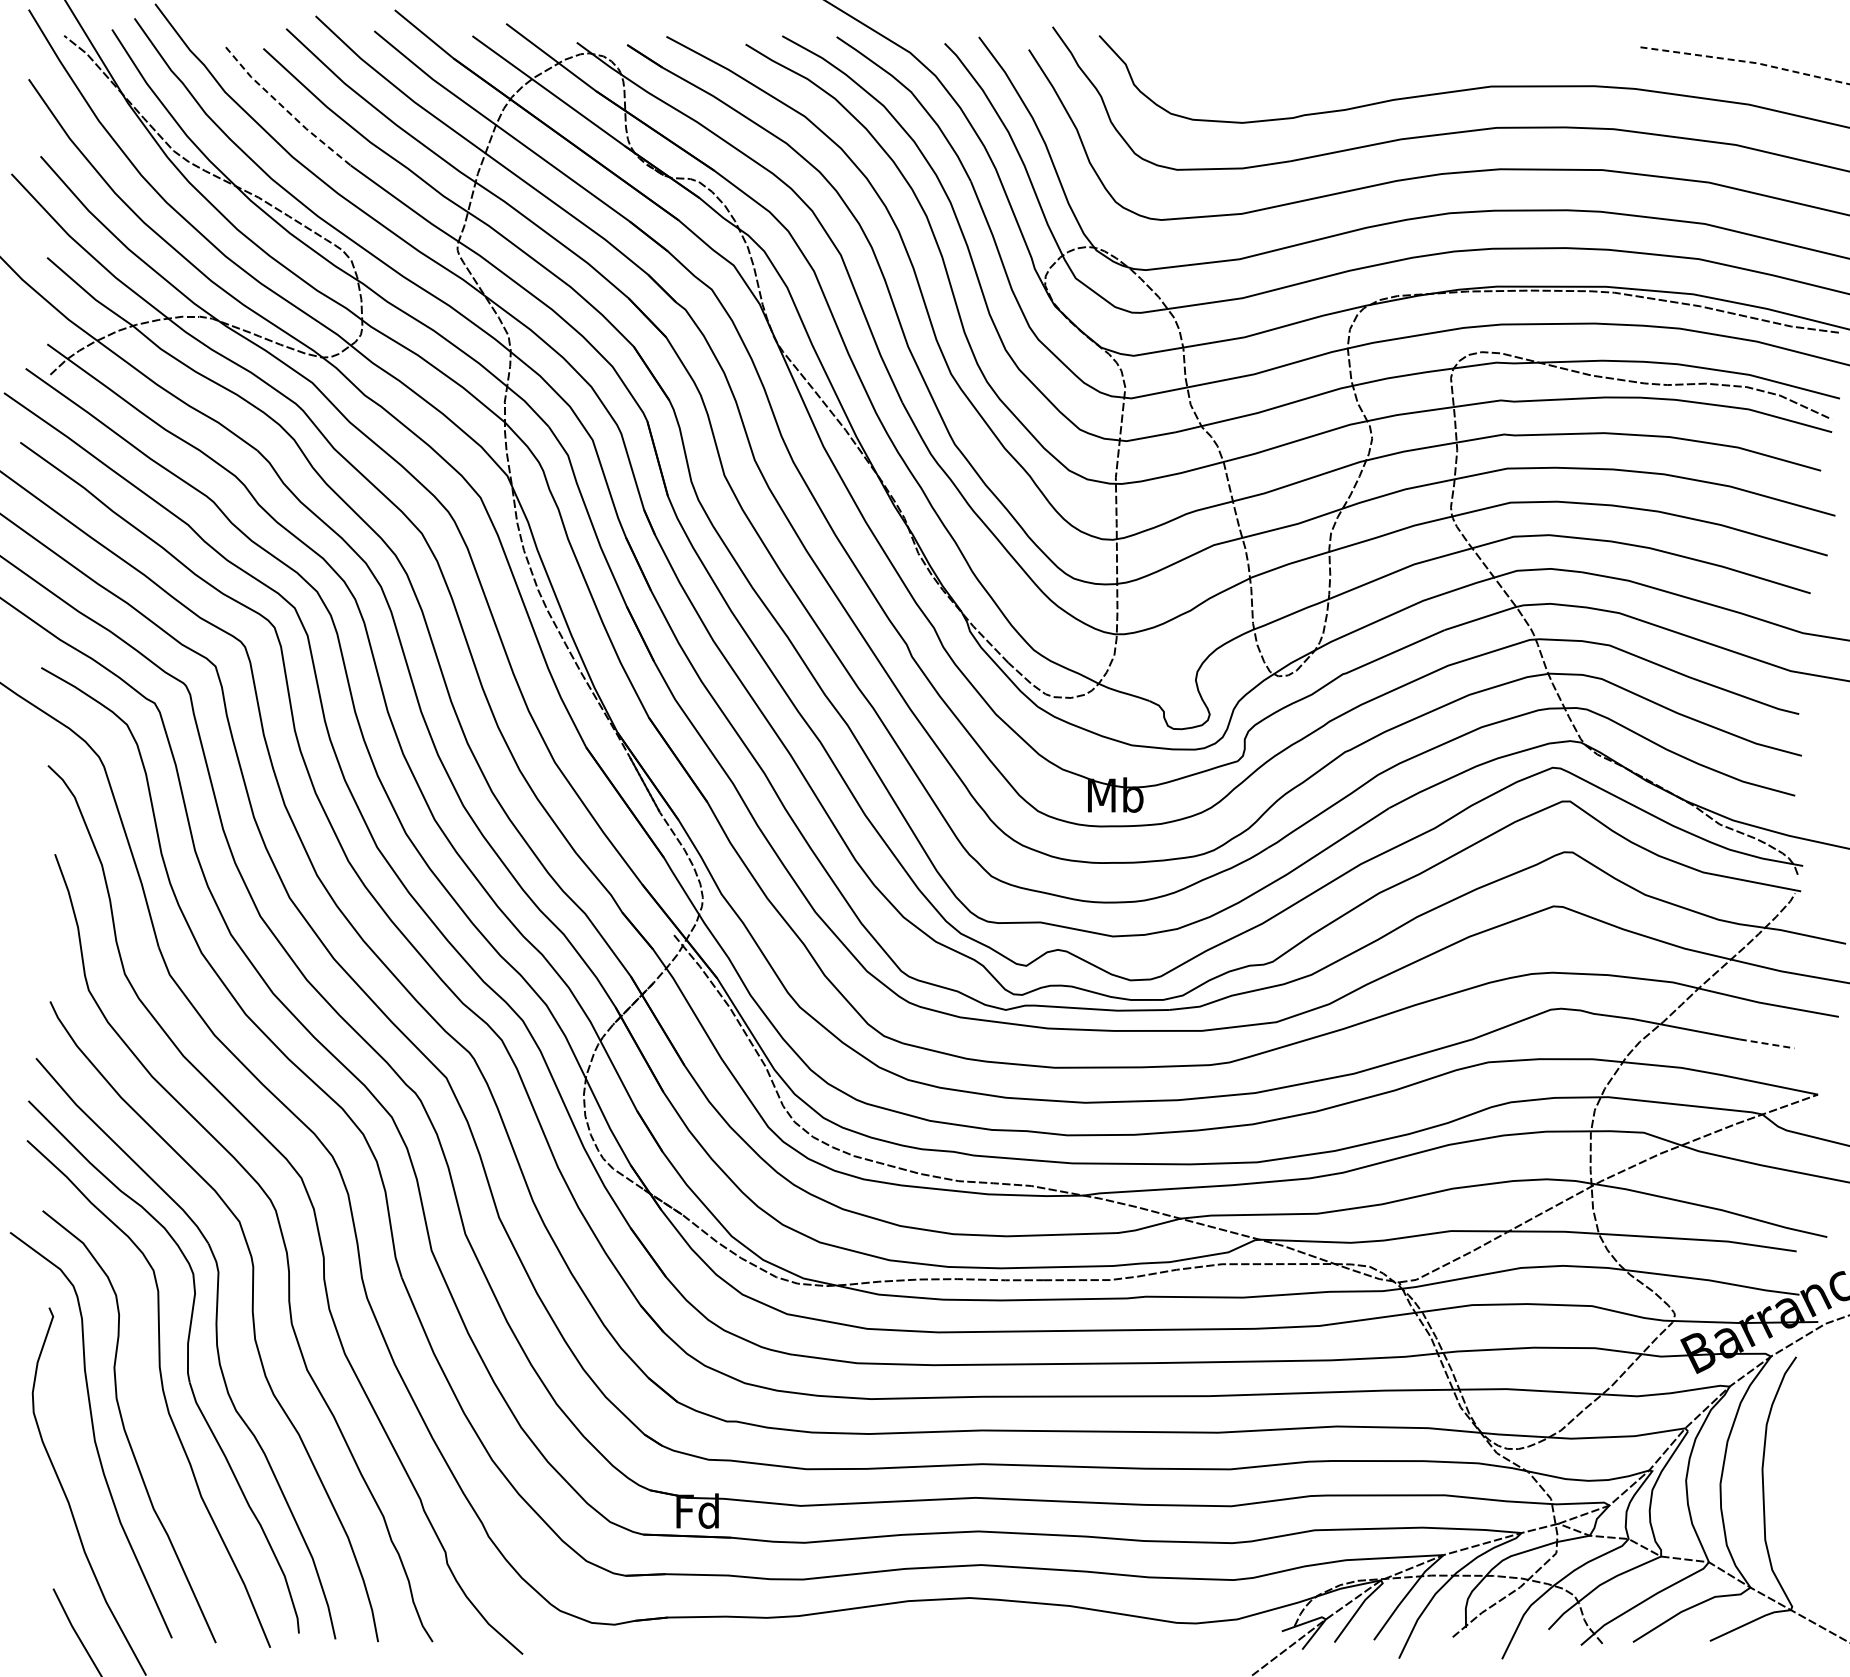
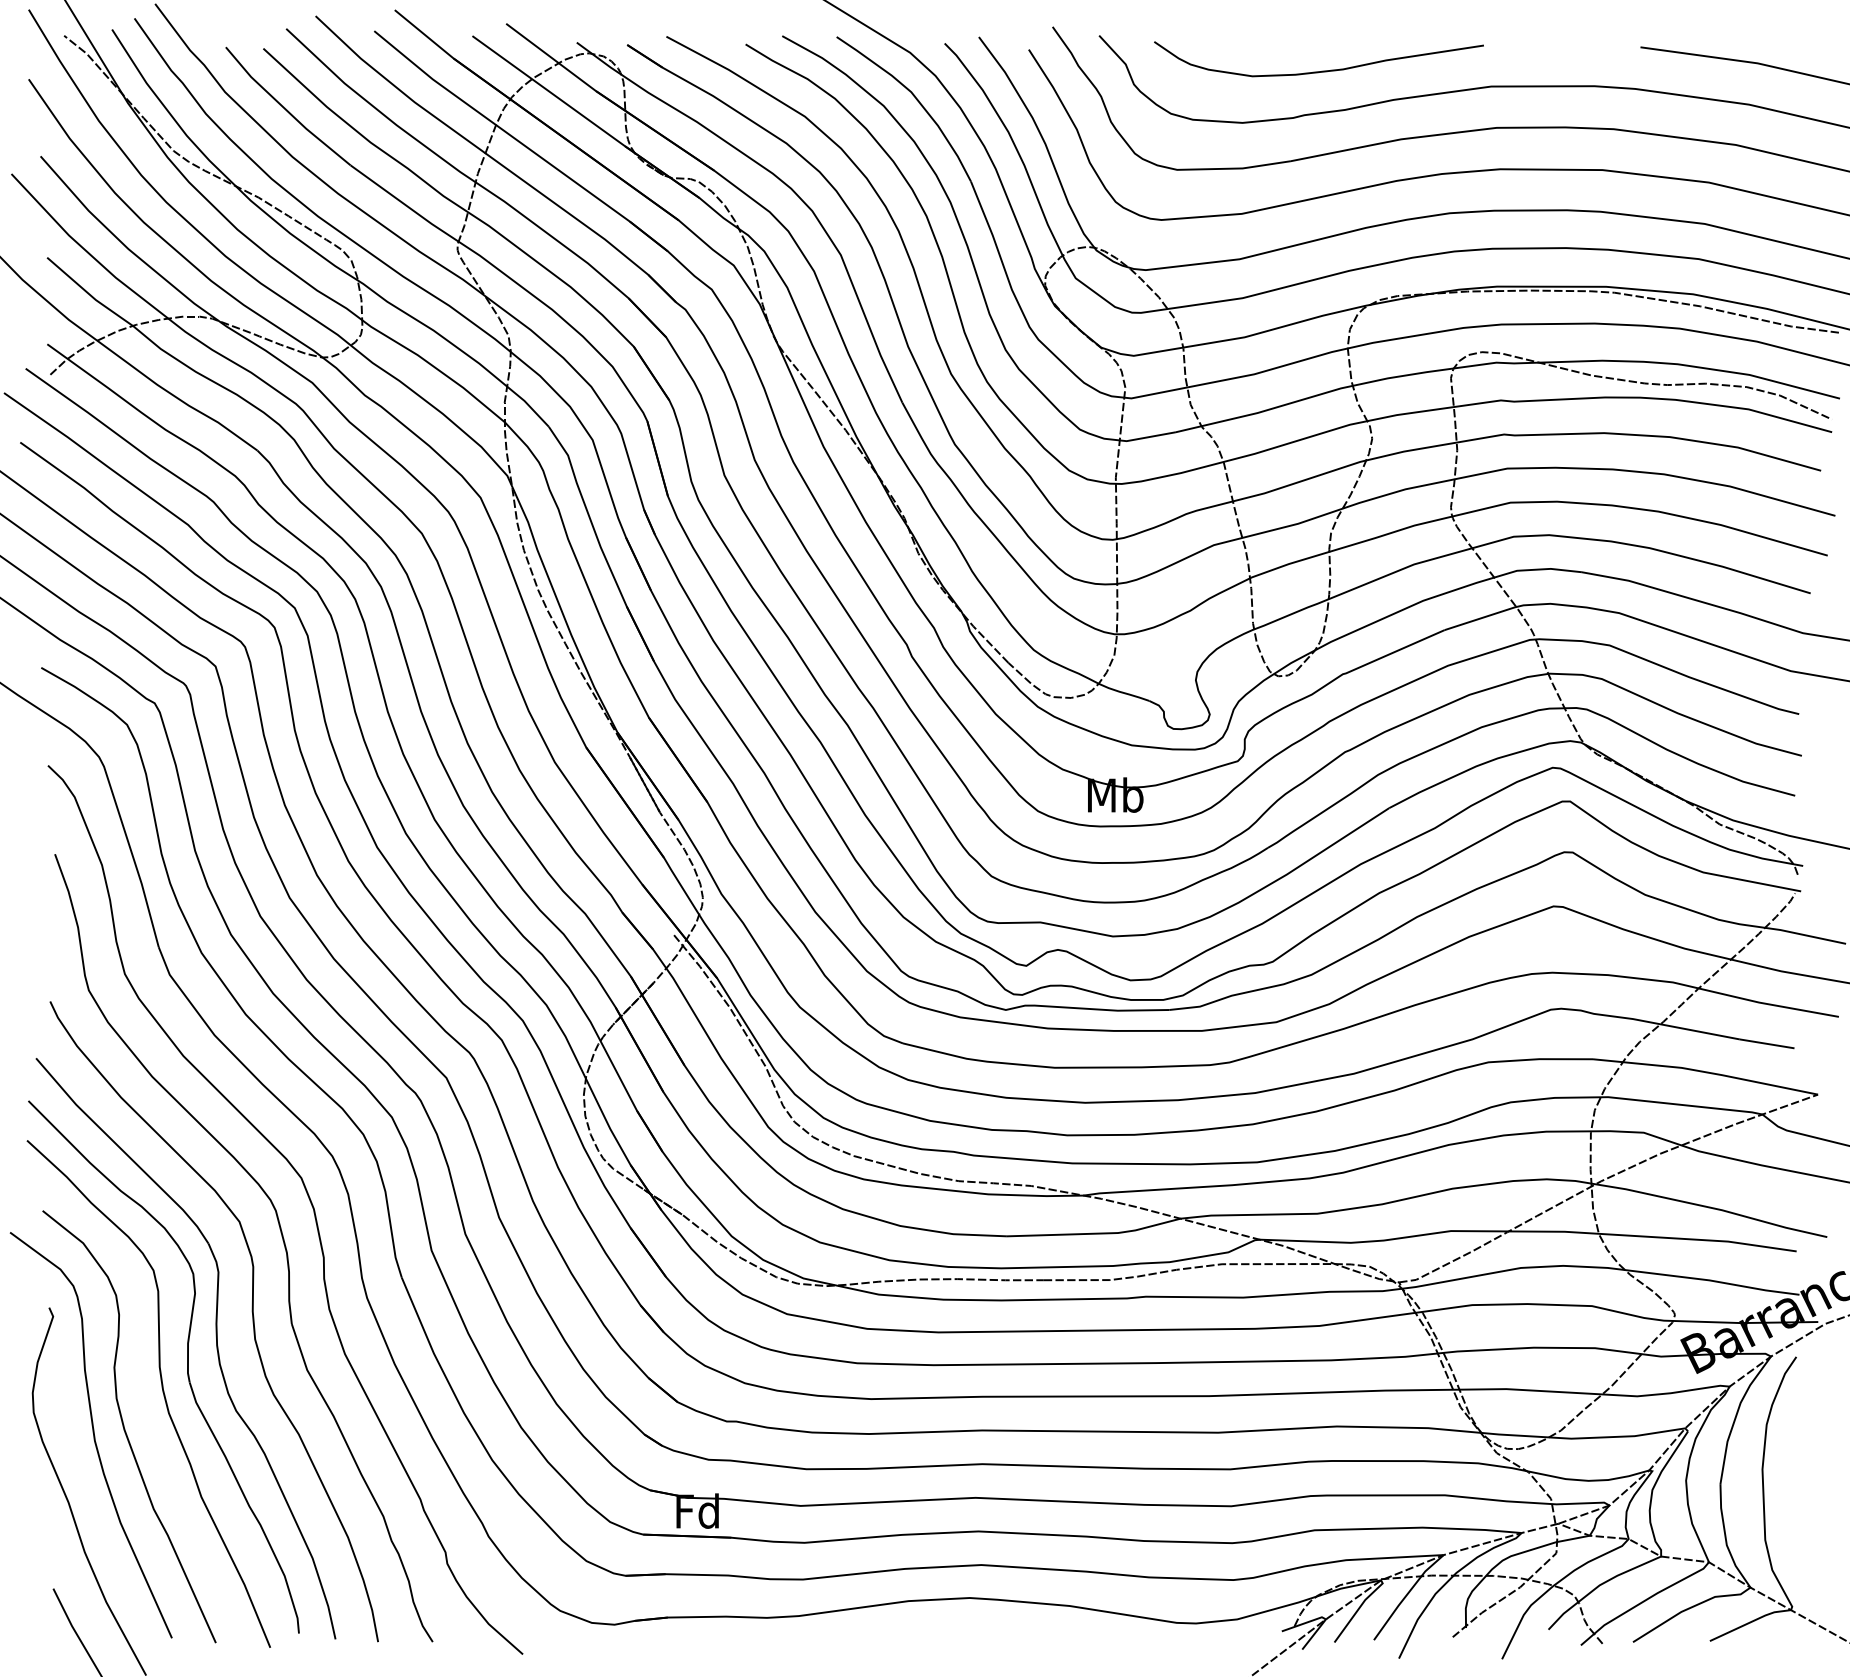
line: dashed -> solid (1745, 61)
curve: none -> present (1322, 70)
line: dashed -> solid (285, 109)
line: dashed -> solid (1767, 1043)
